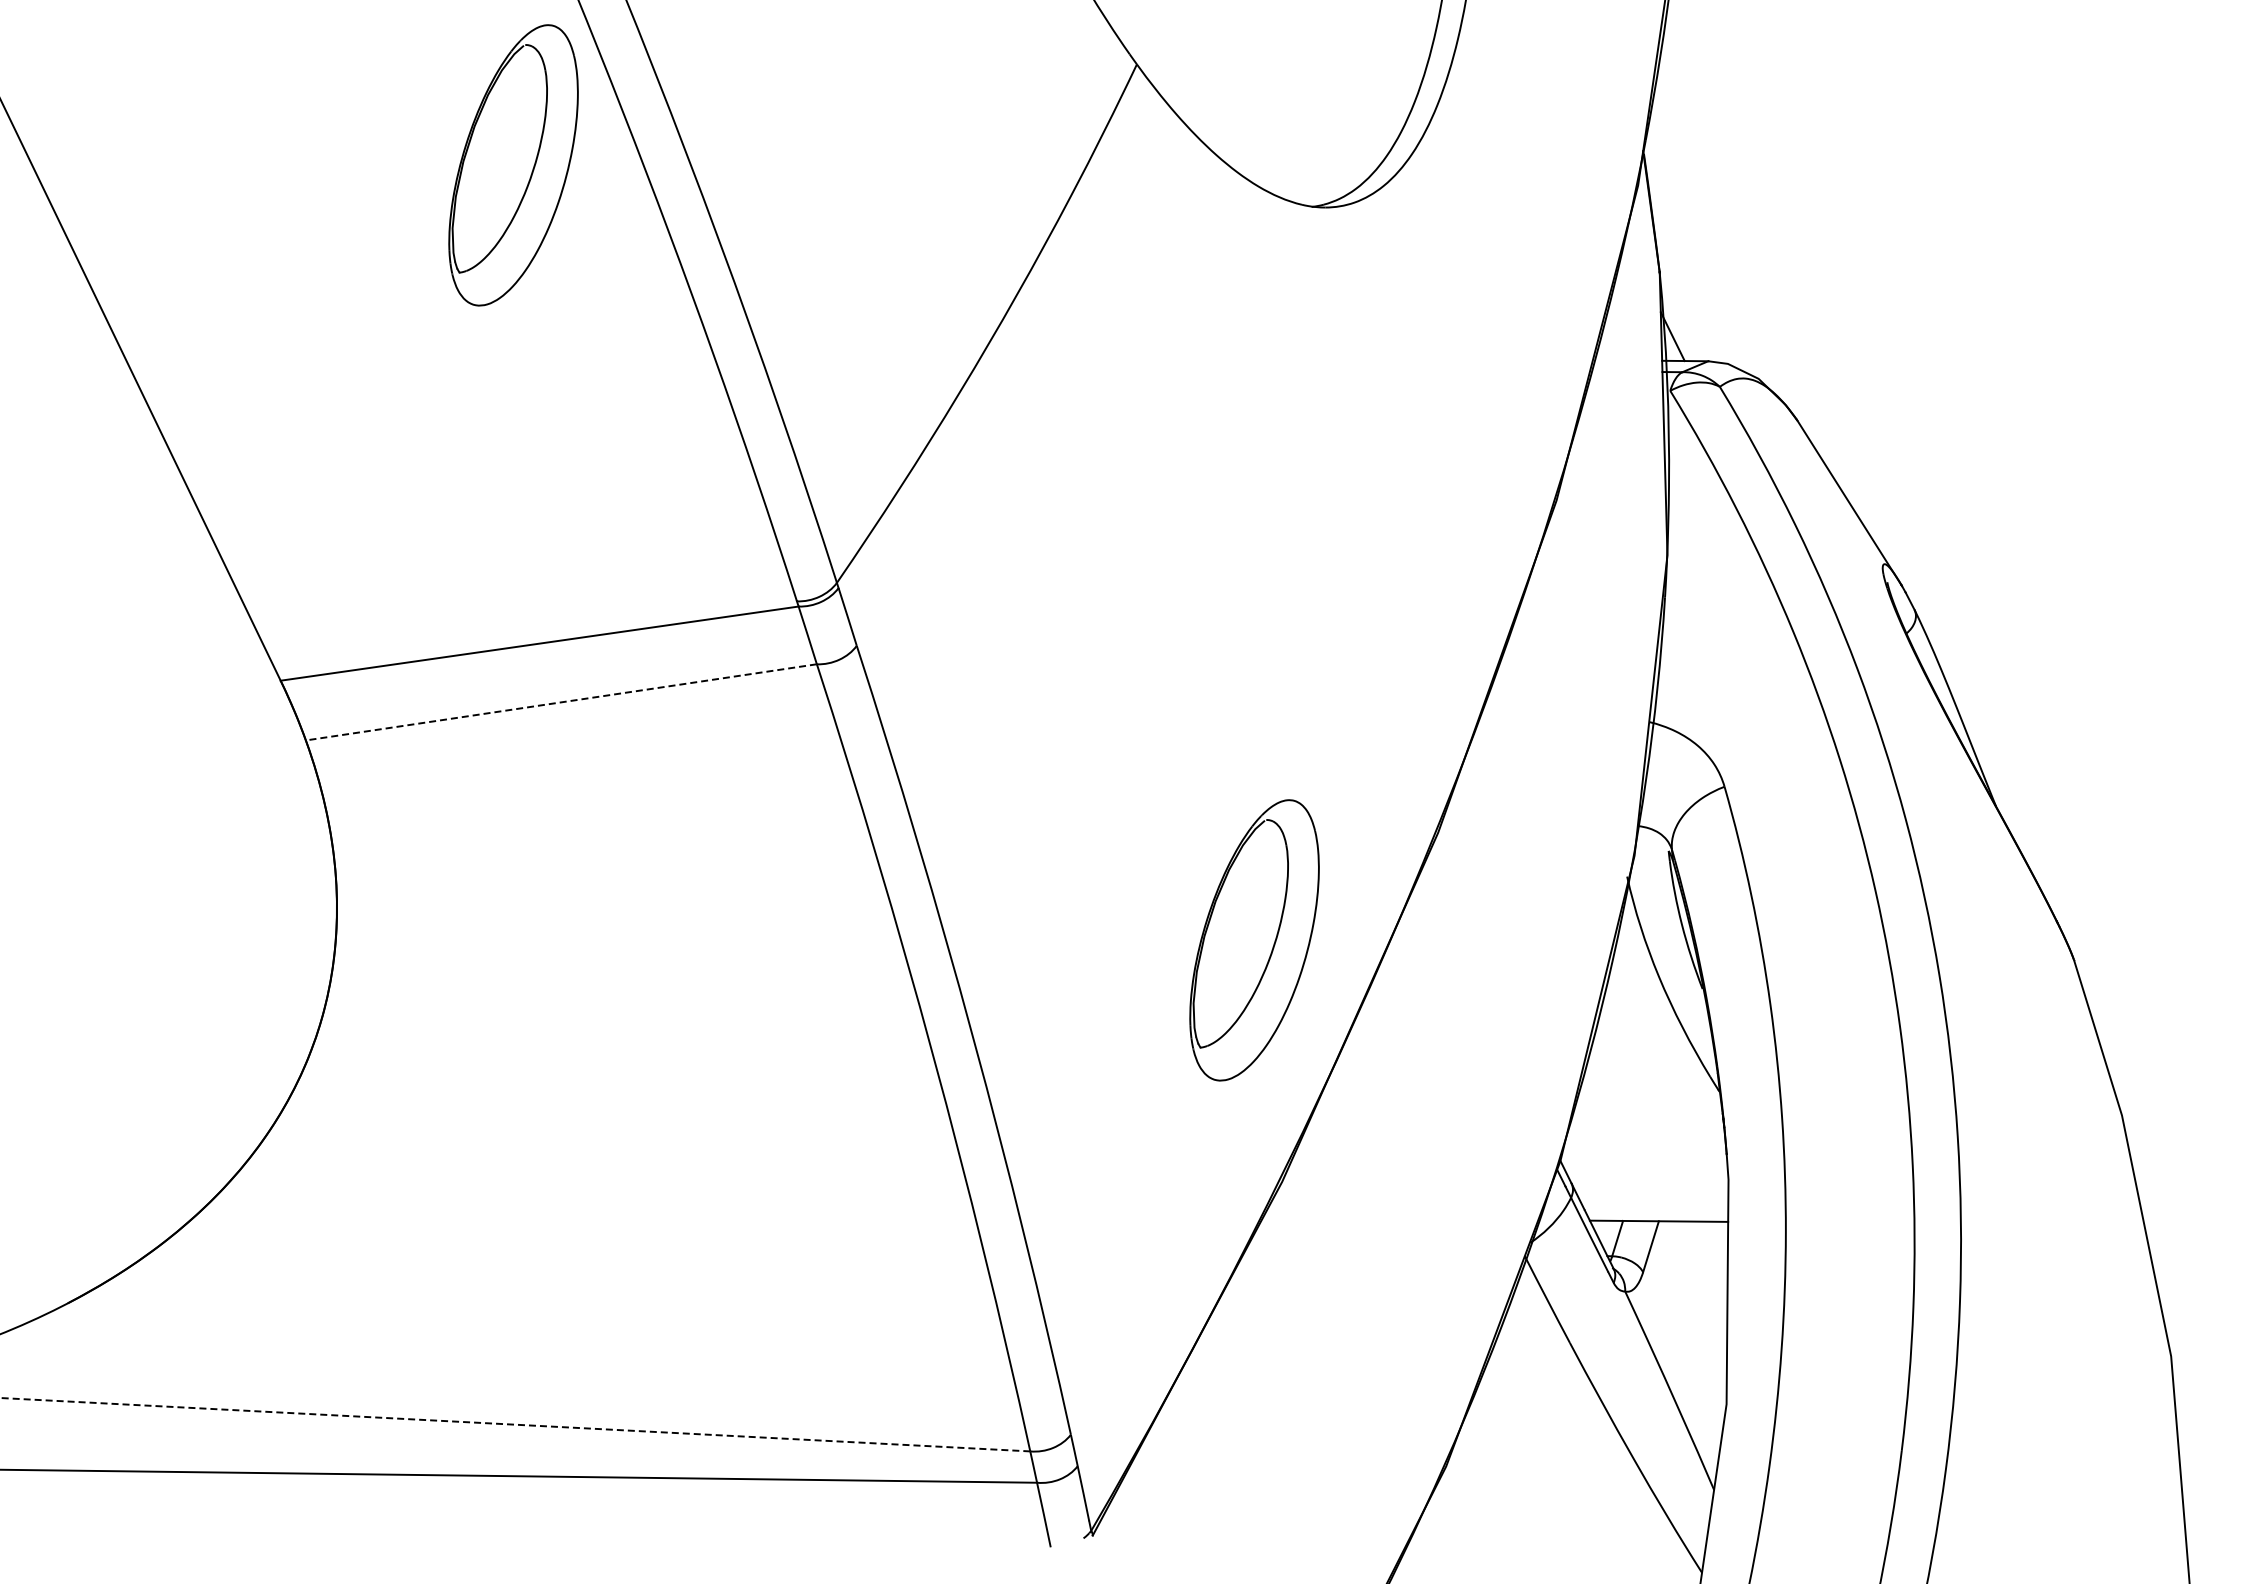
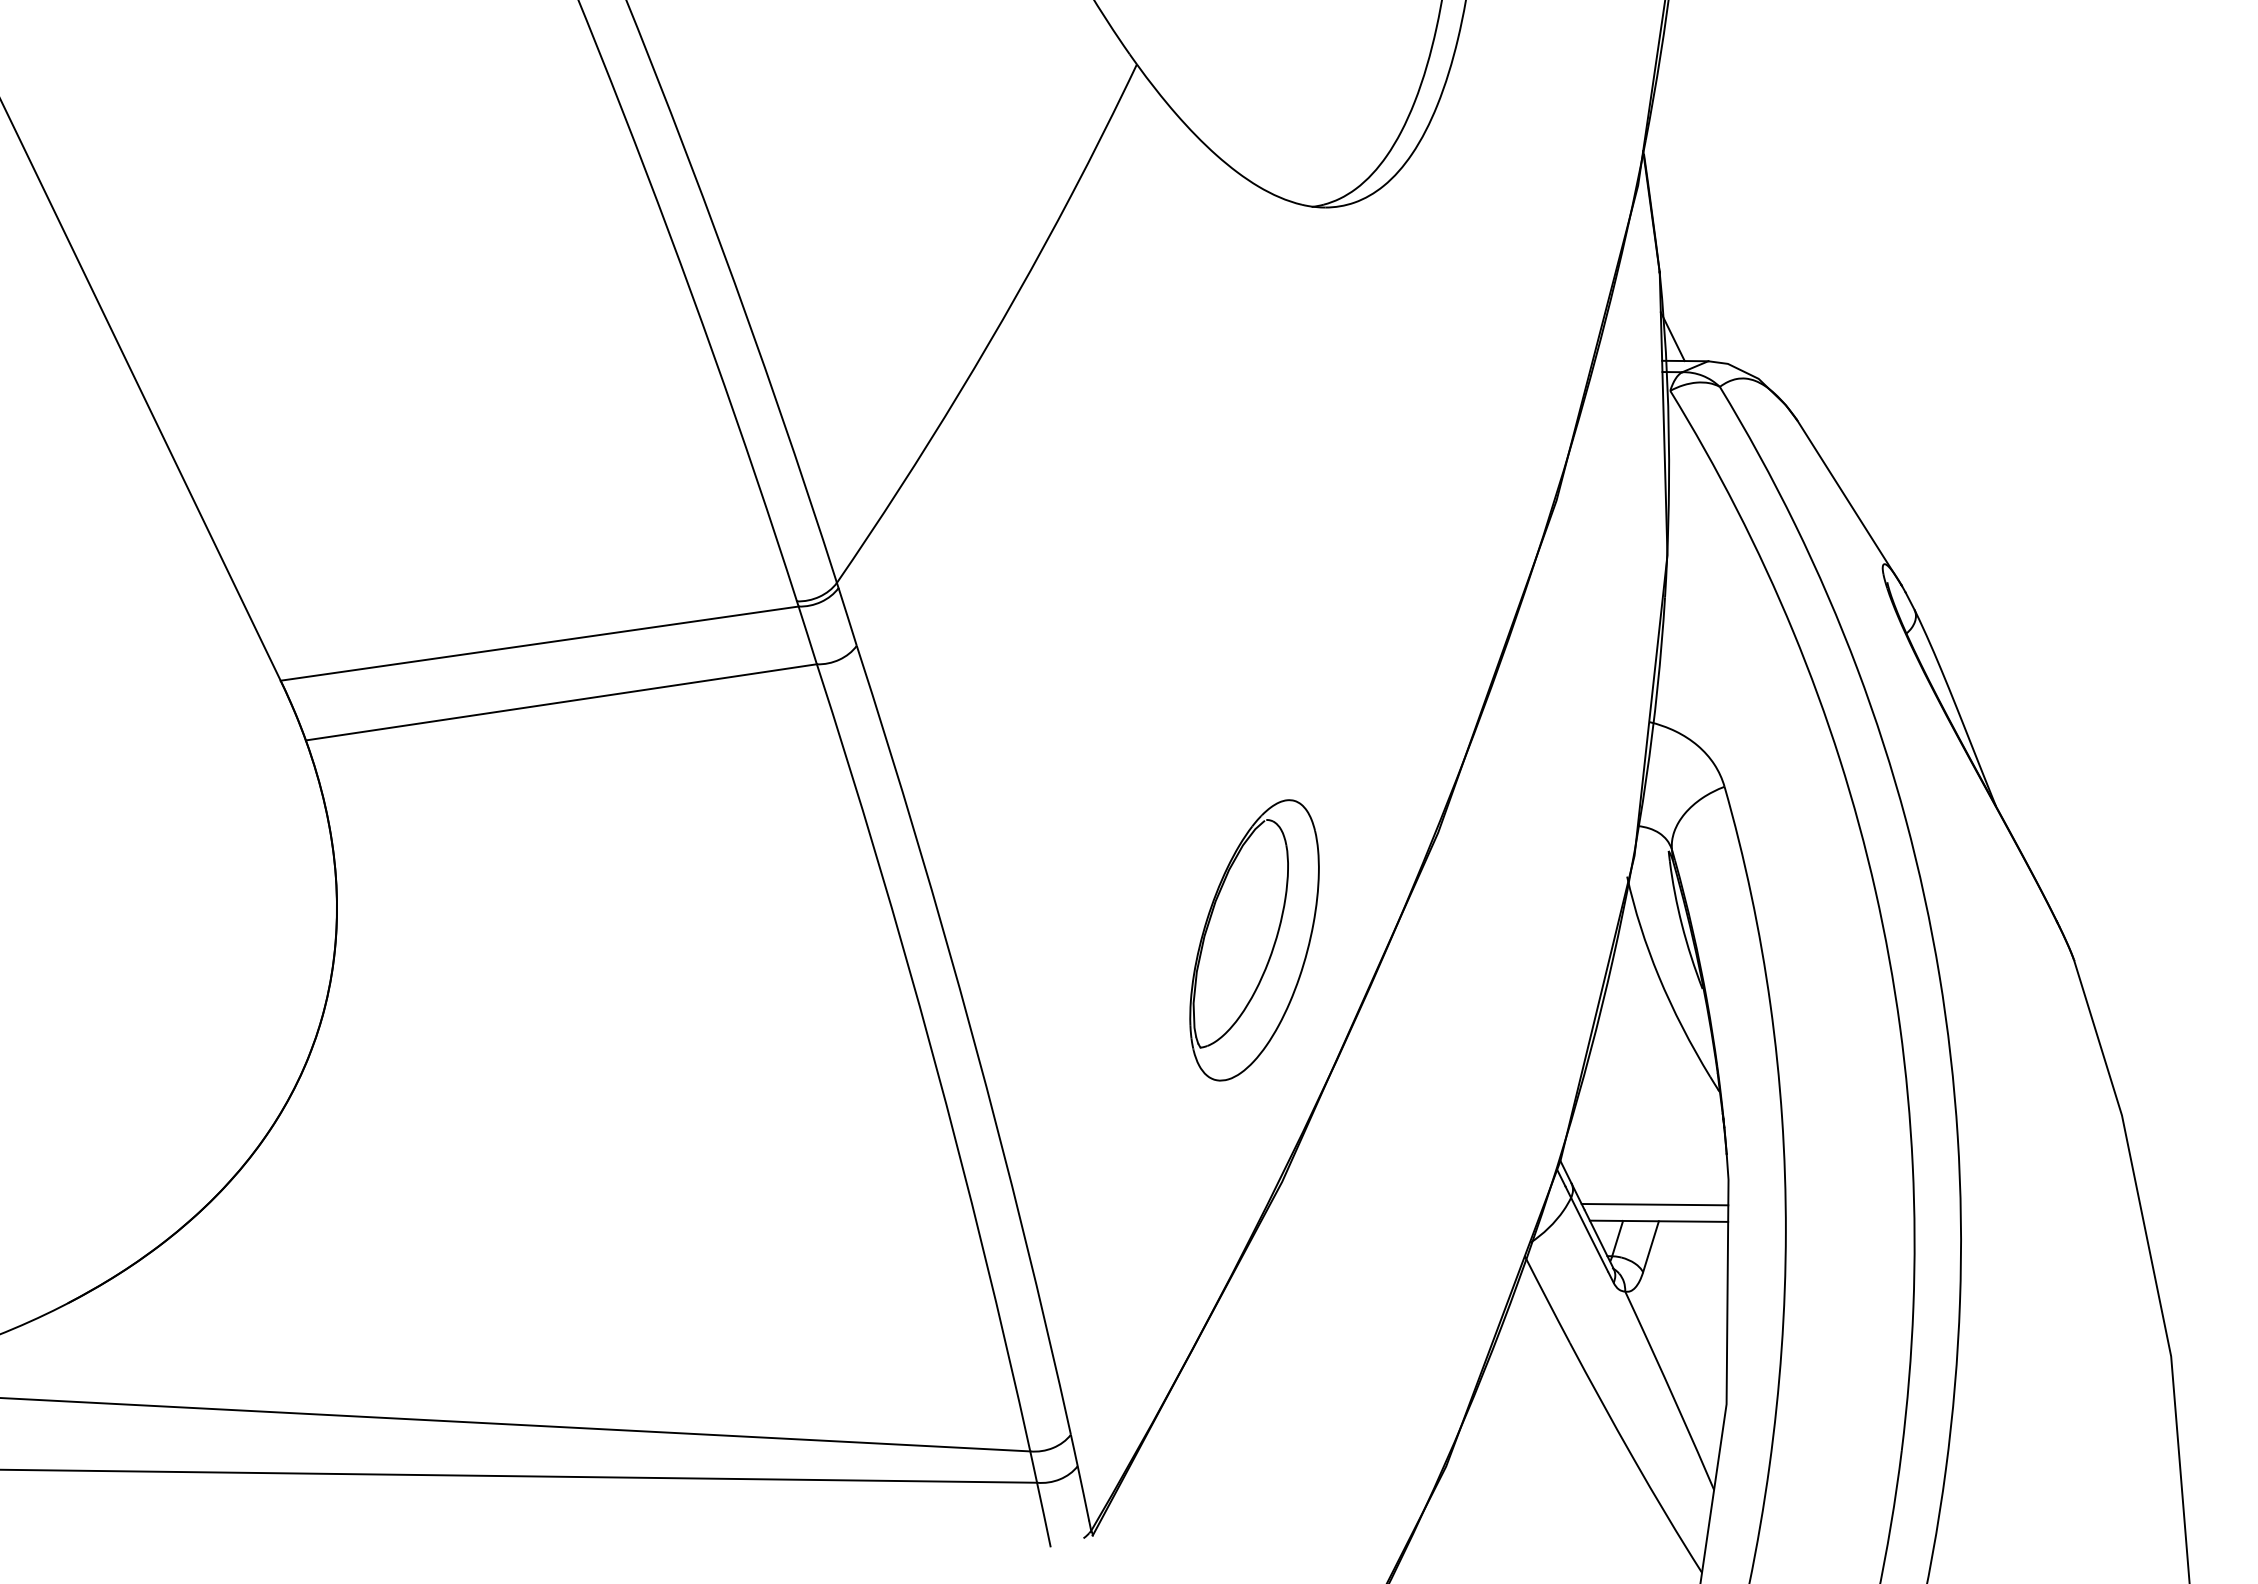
part: present -> none (513, 165)
line: dashed -> solid (560, 702)
line: none -> present (1654, 1204)
line: dashed -> solid (515, 1424)
